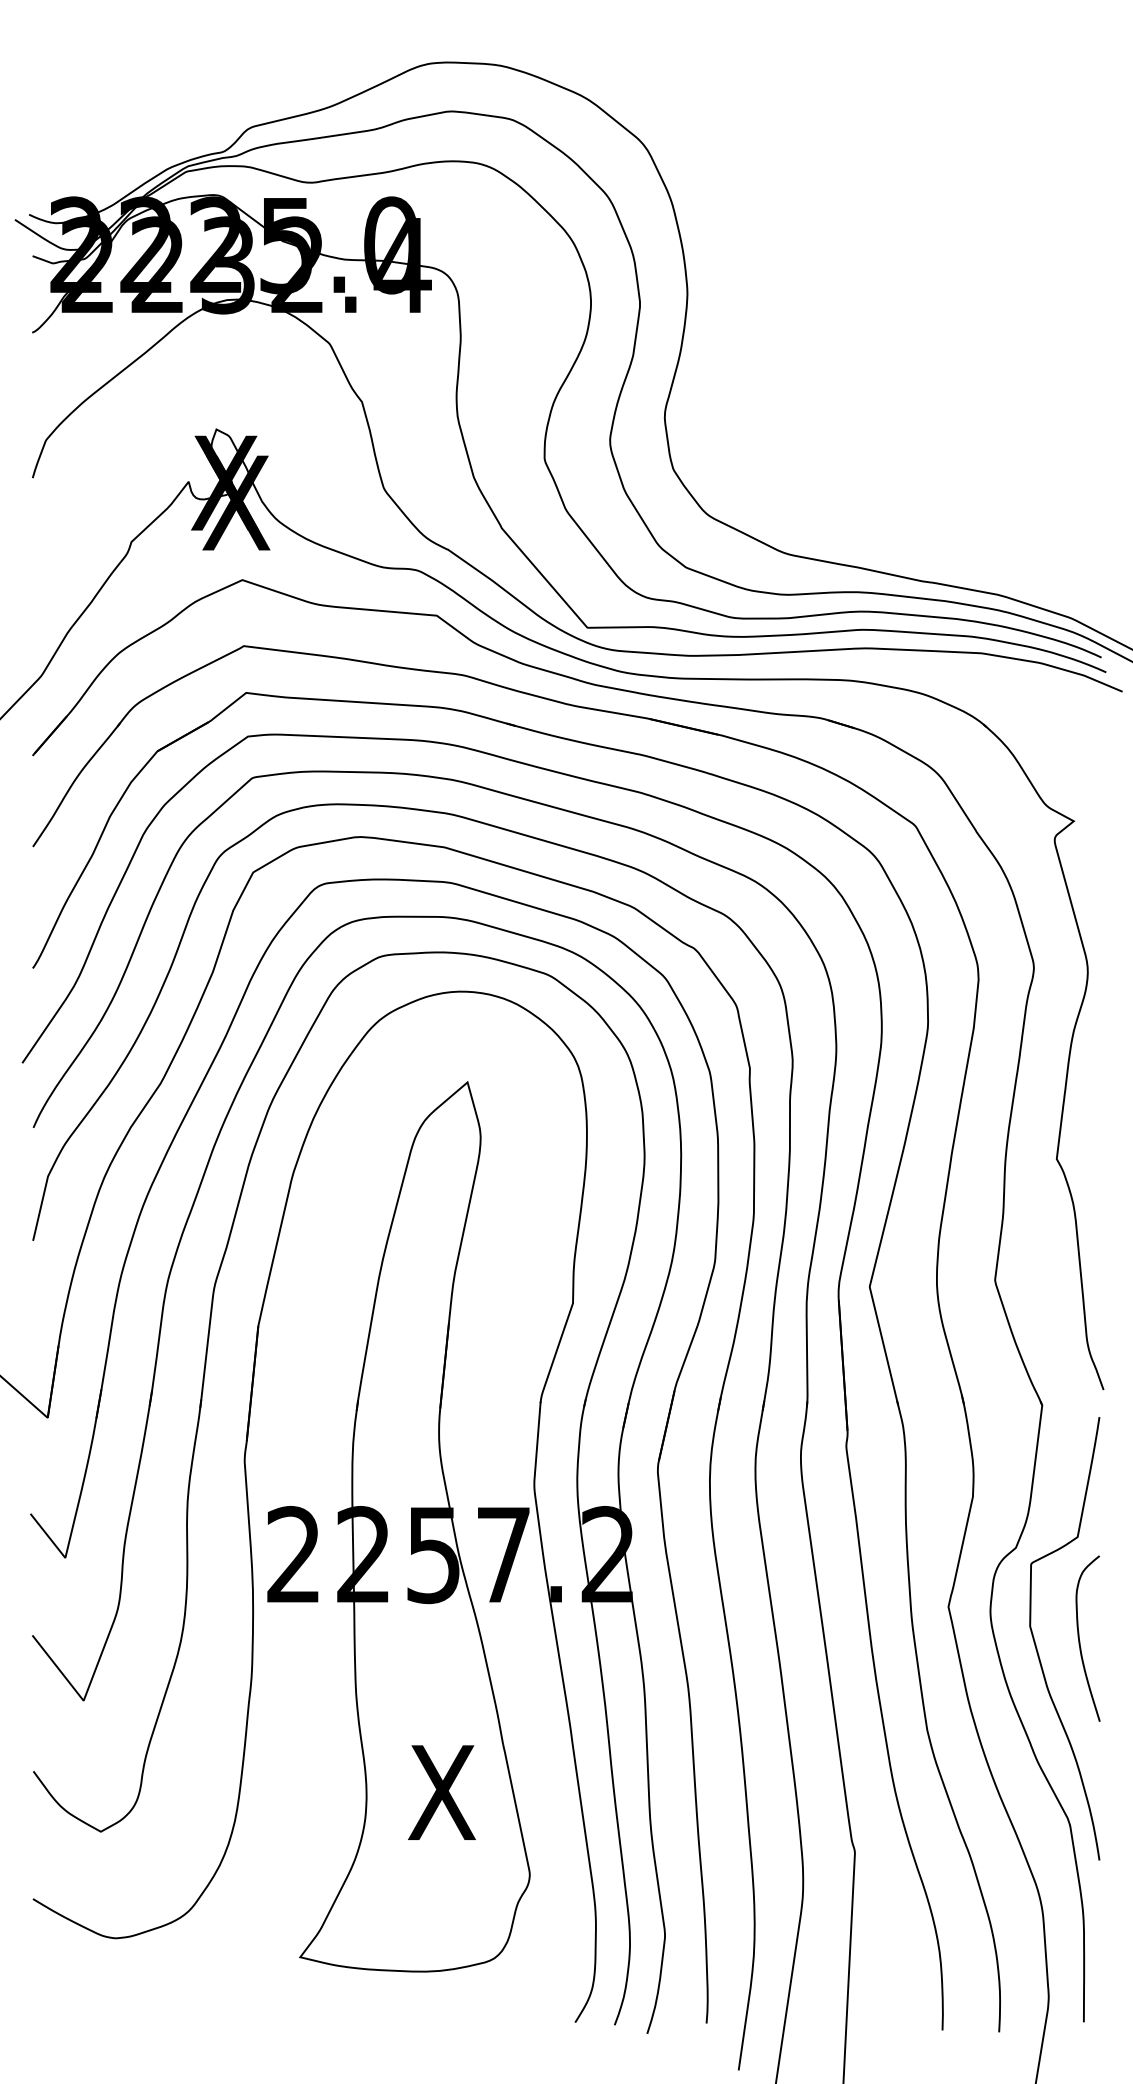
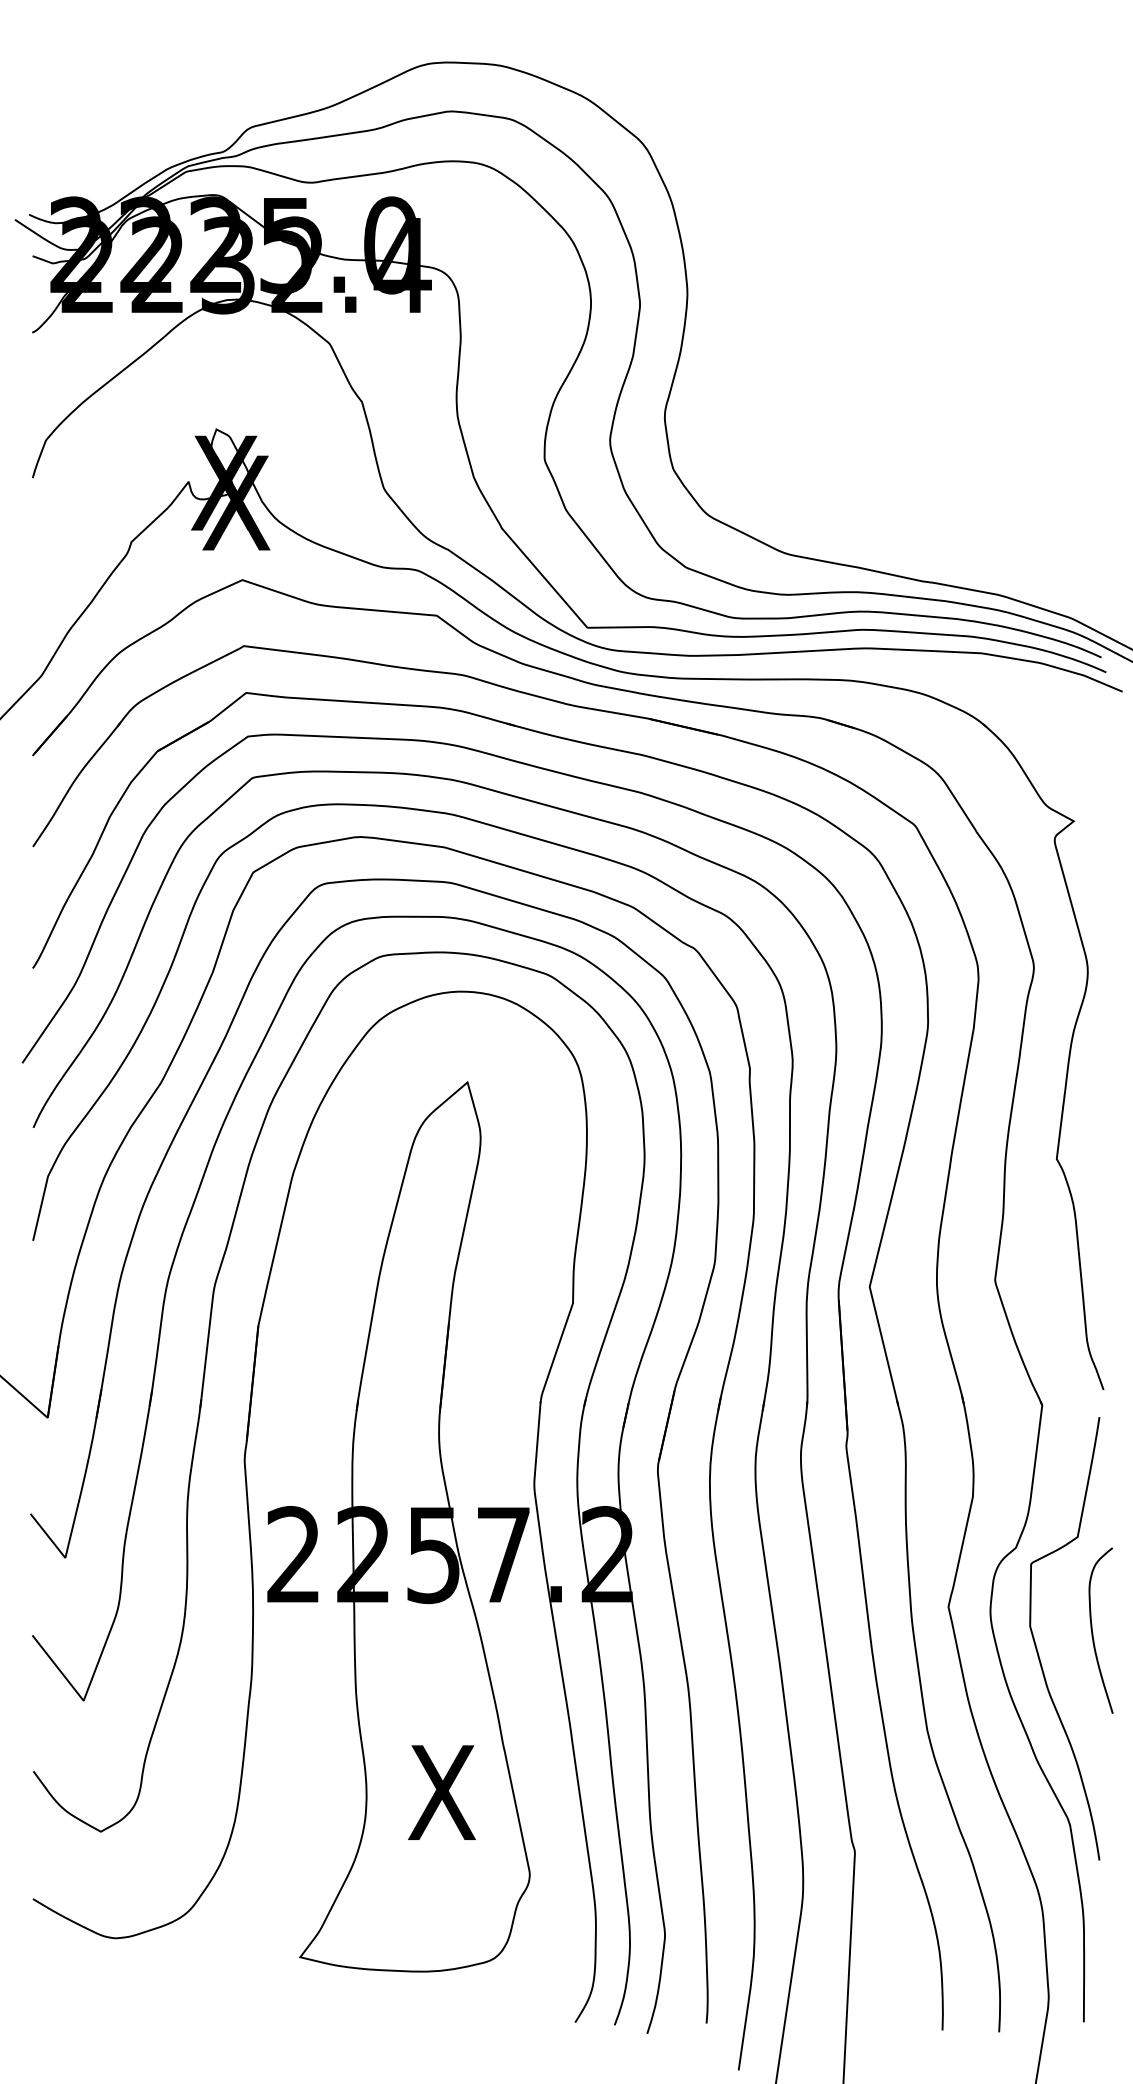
curve position: (1080, 1641) -> (1093, 1633) (1093, 1633)
